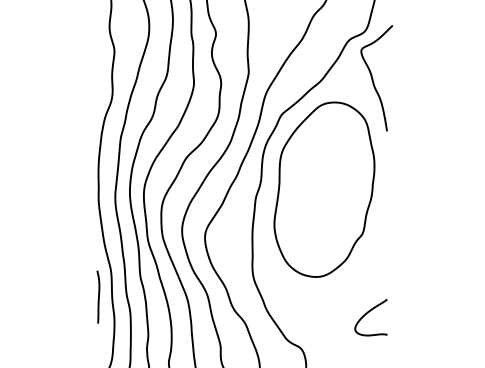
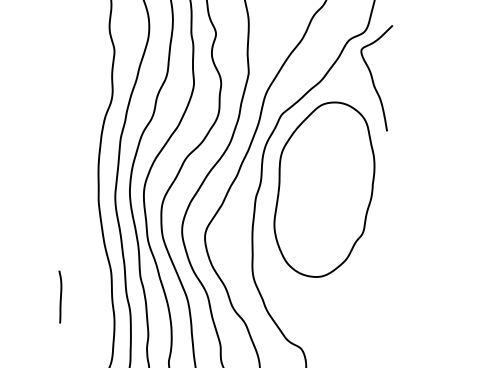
curve position: (98, 296) -> (60, 296) (60, 296)
curve: present -> none (368, 313)
